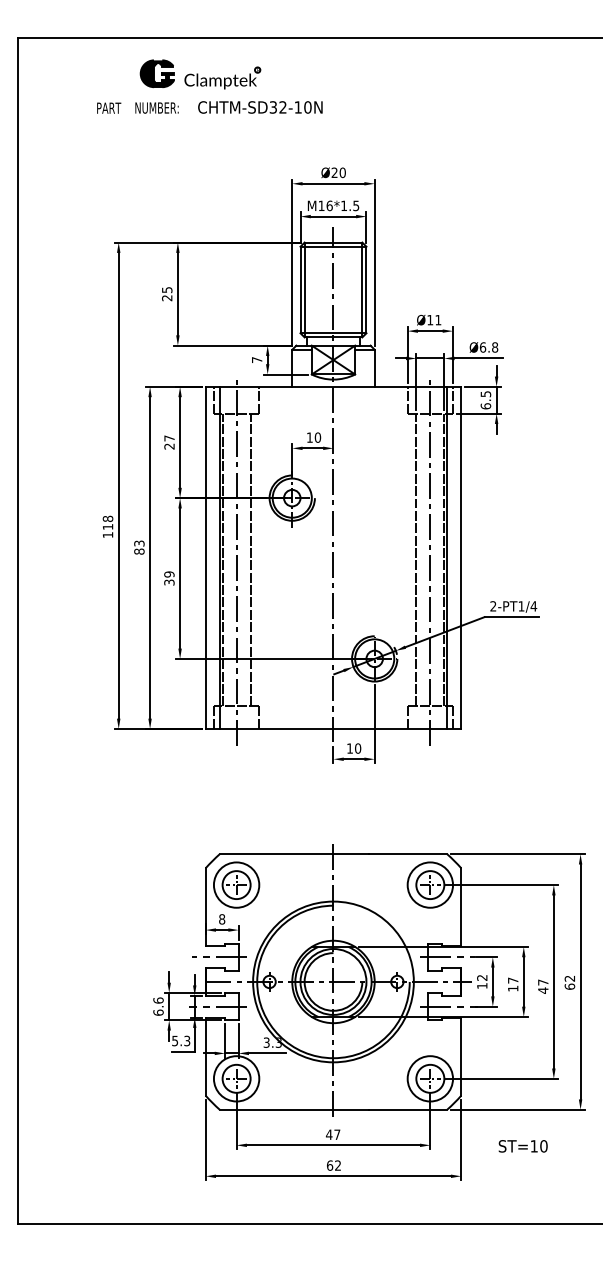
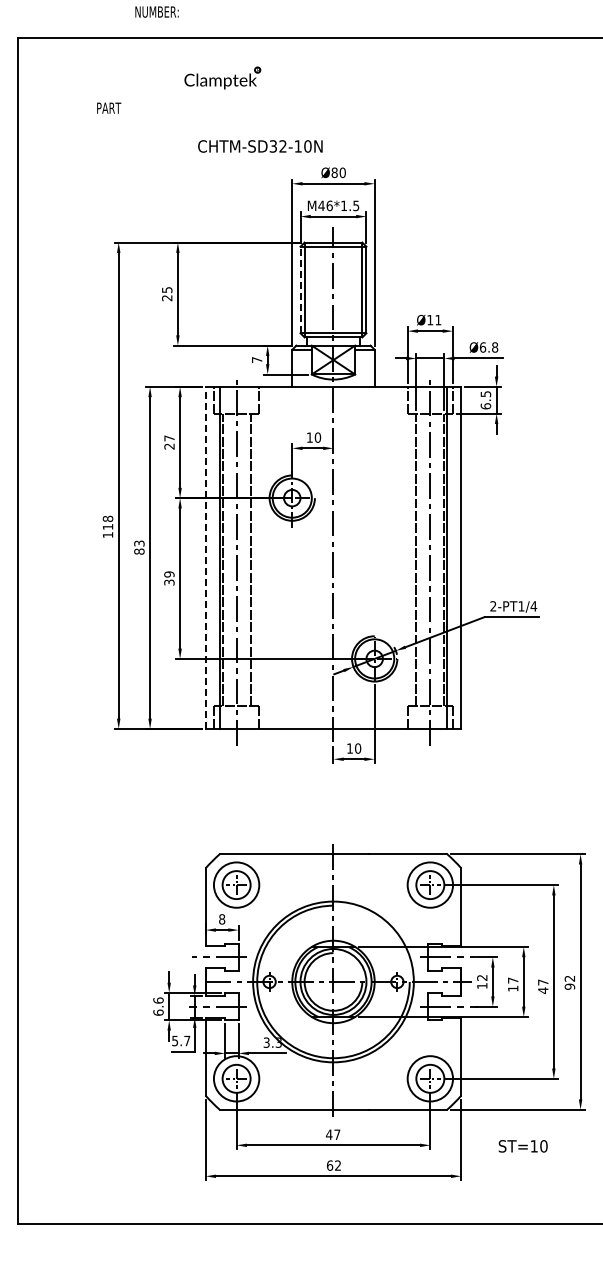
part: present -> none (156, 73)
text position: (156, 107) -> (156, 11) (156, 11)
text position: (260, 107) -> (260, 146) (260, 146)
text: Ø20 -> Ø80 (334, 172)
text: M16*1.5 -> M46*1.5 (321, 205)
line: solid -> dashed (300, 289)
line: solid -> dashed (205, 557)
text: 62 -> 92 (569, 986)
text: 5.3 -> 5.7 (187, 1040)
